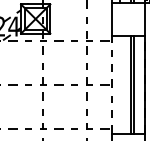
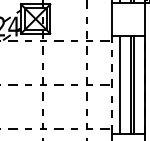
line: none -> present (119, 84)
